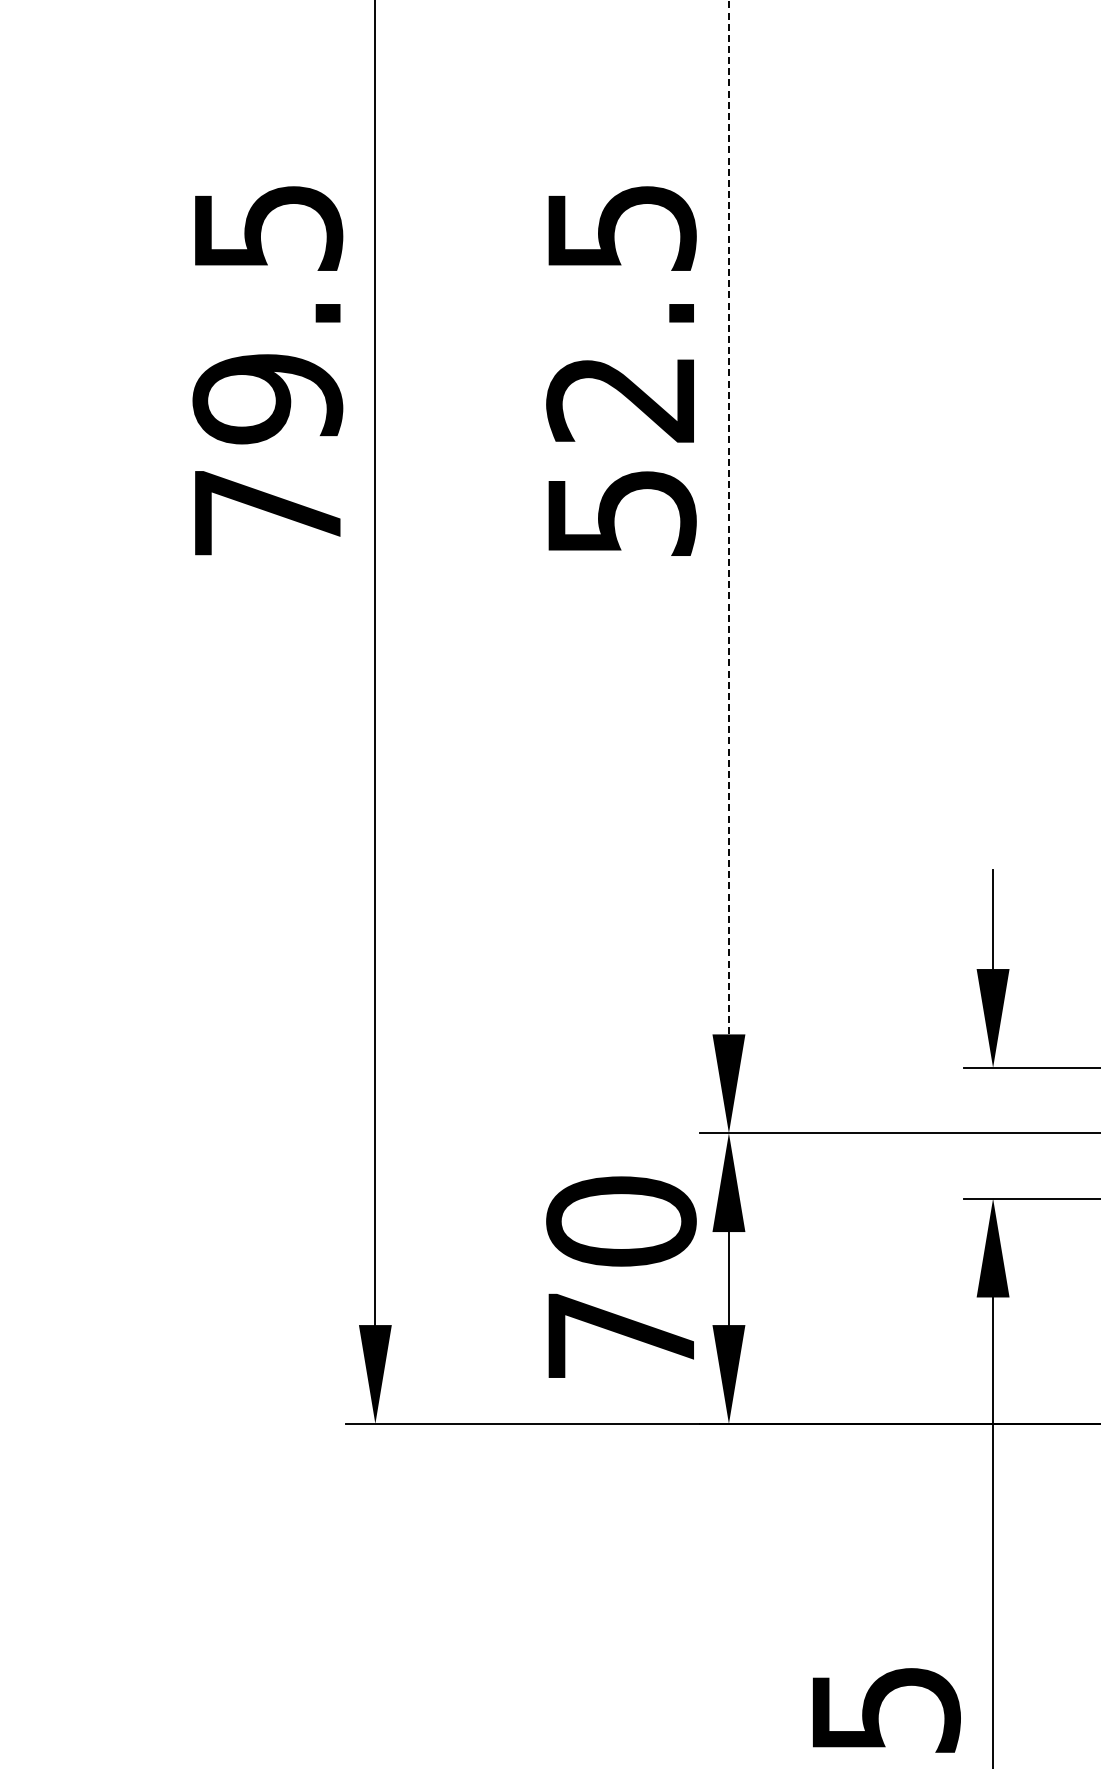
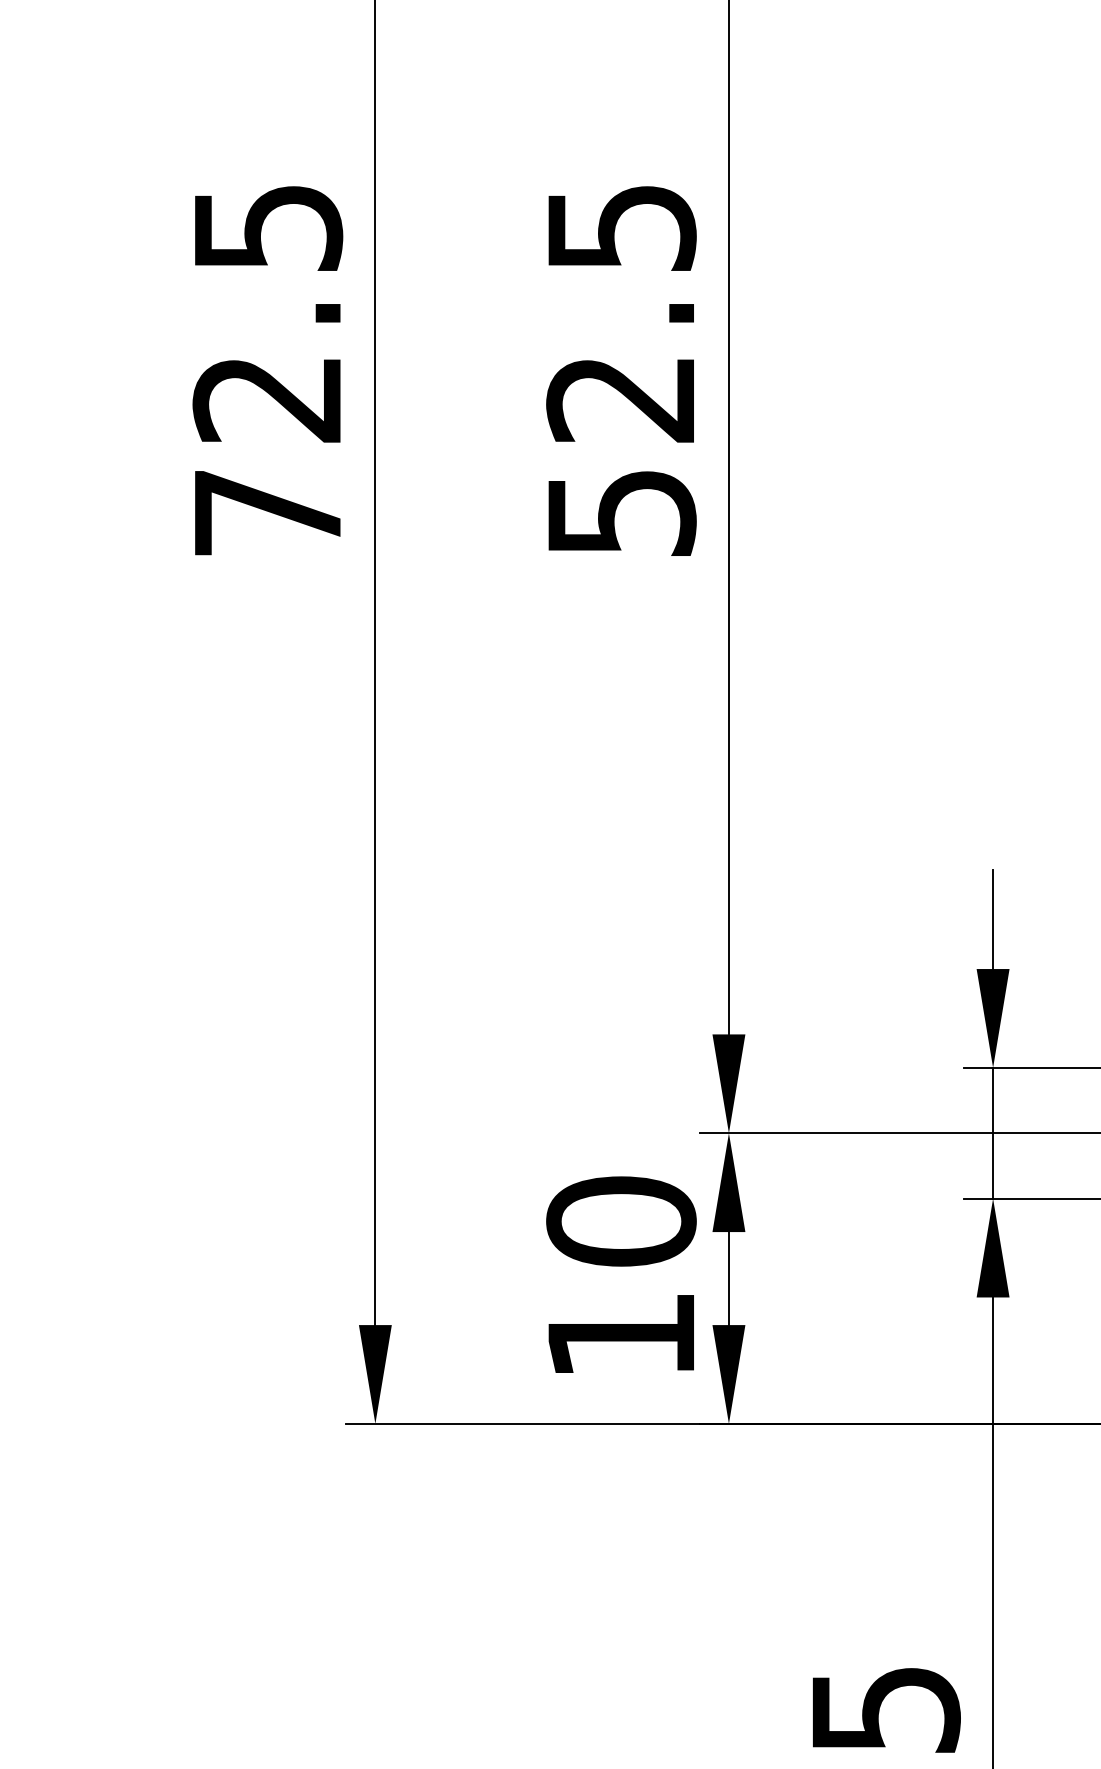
text: 79.5 -> 72.5 (267, 399)
line: dashed -> solid (728, 517)
line: none -> present (993, 1132)
text: 70 -> 10 (620, 1335)
